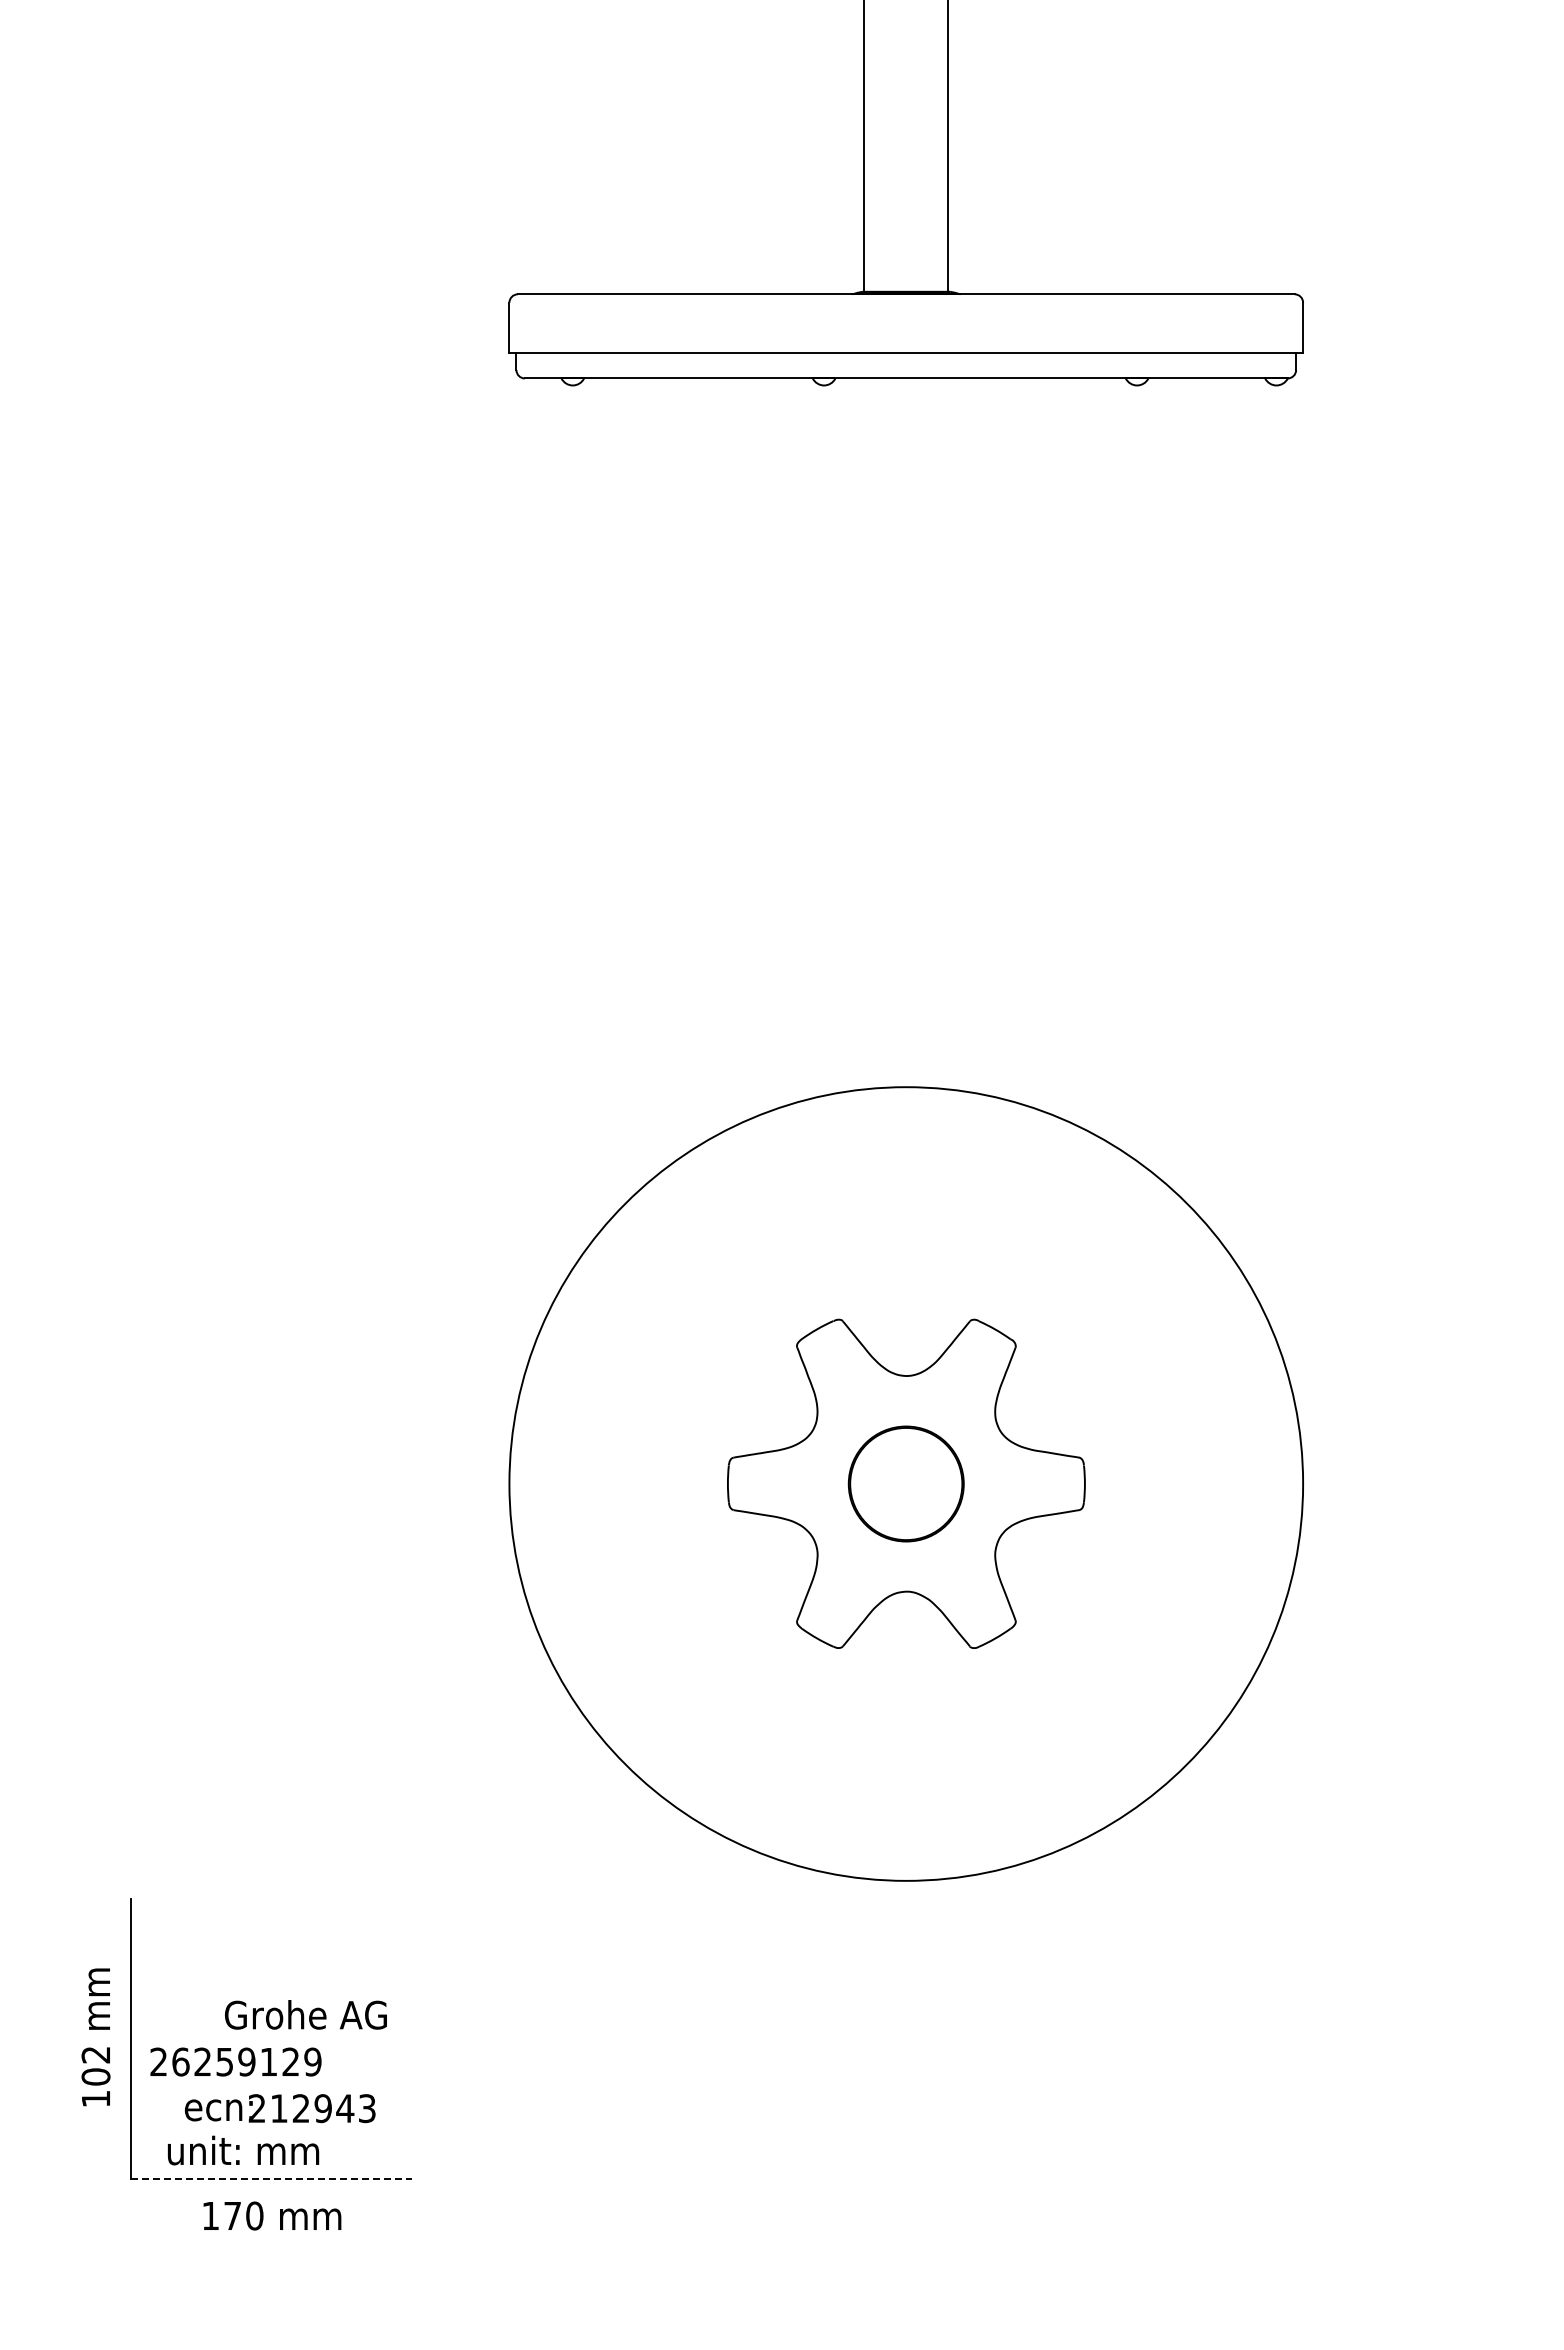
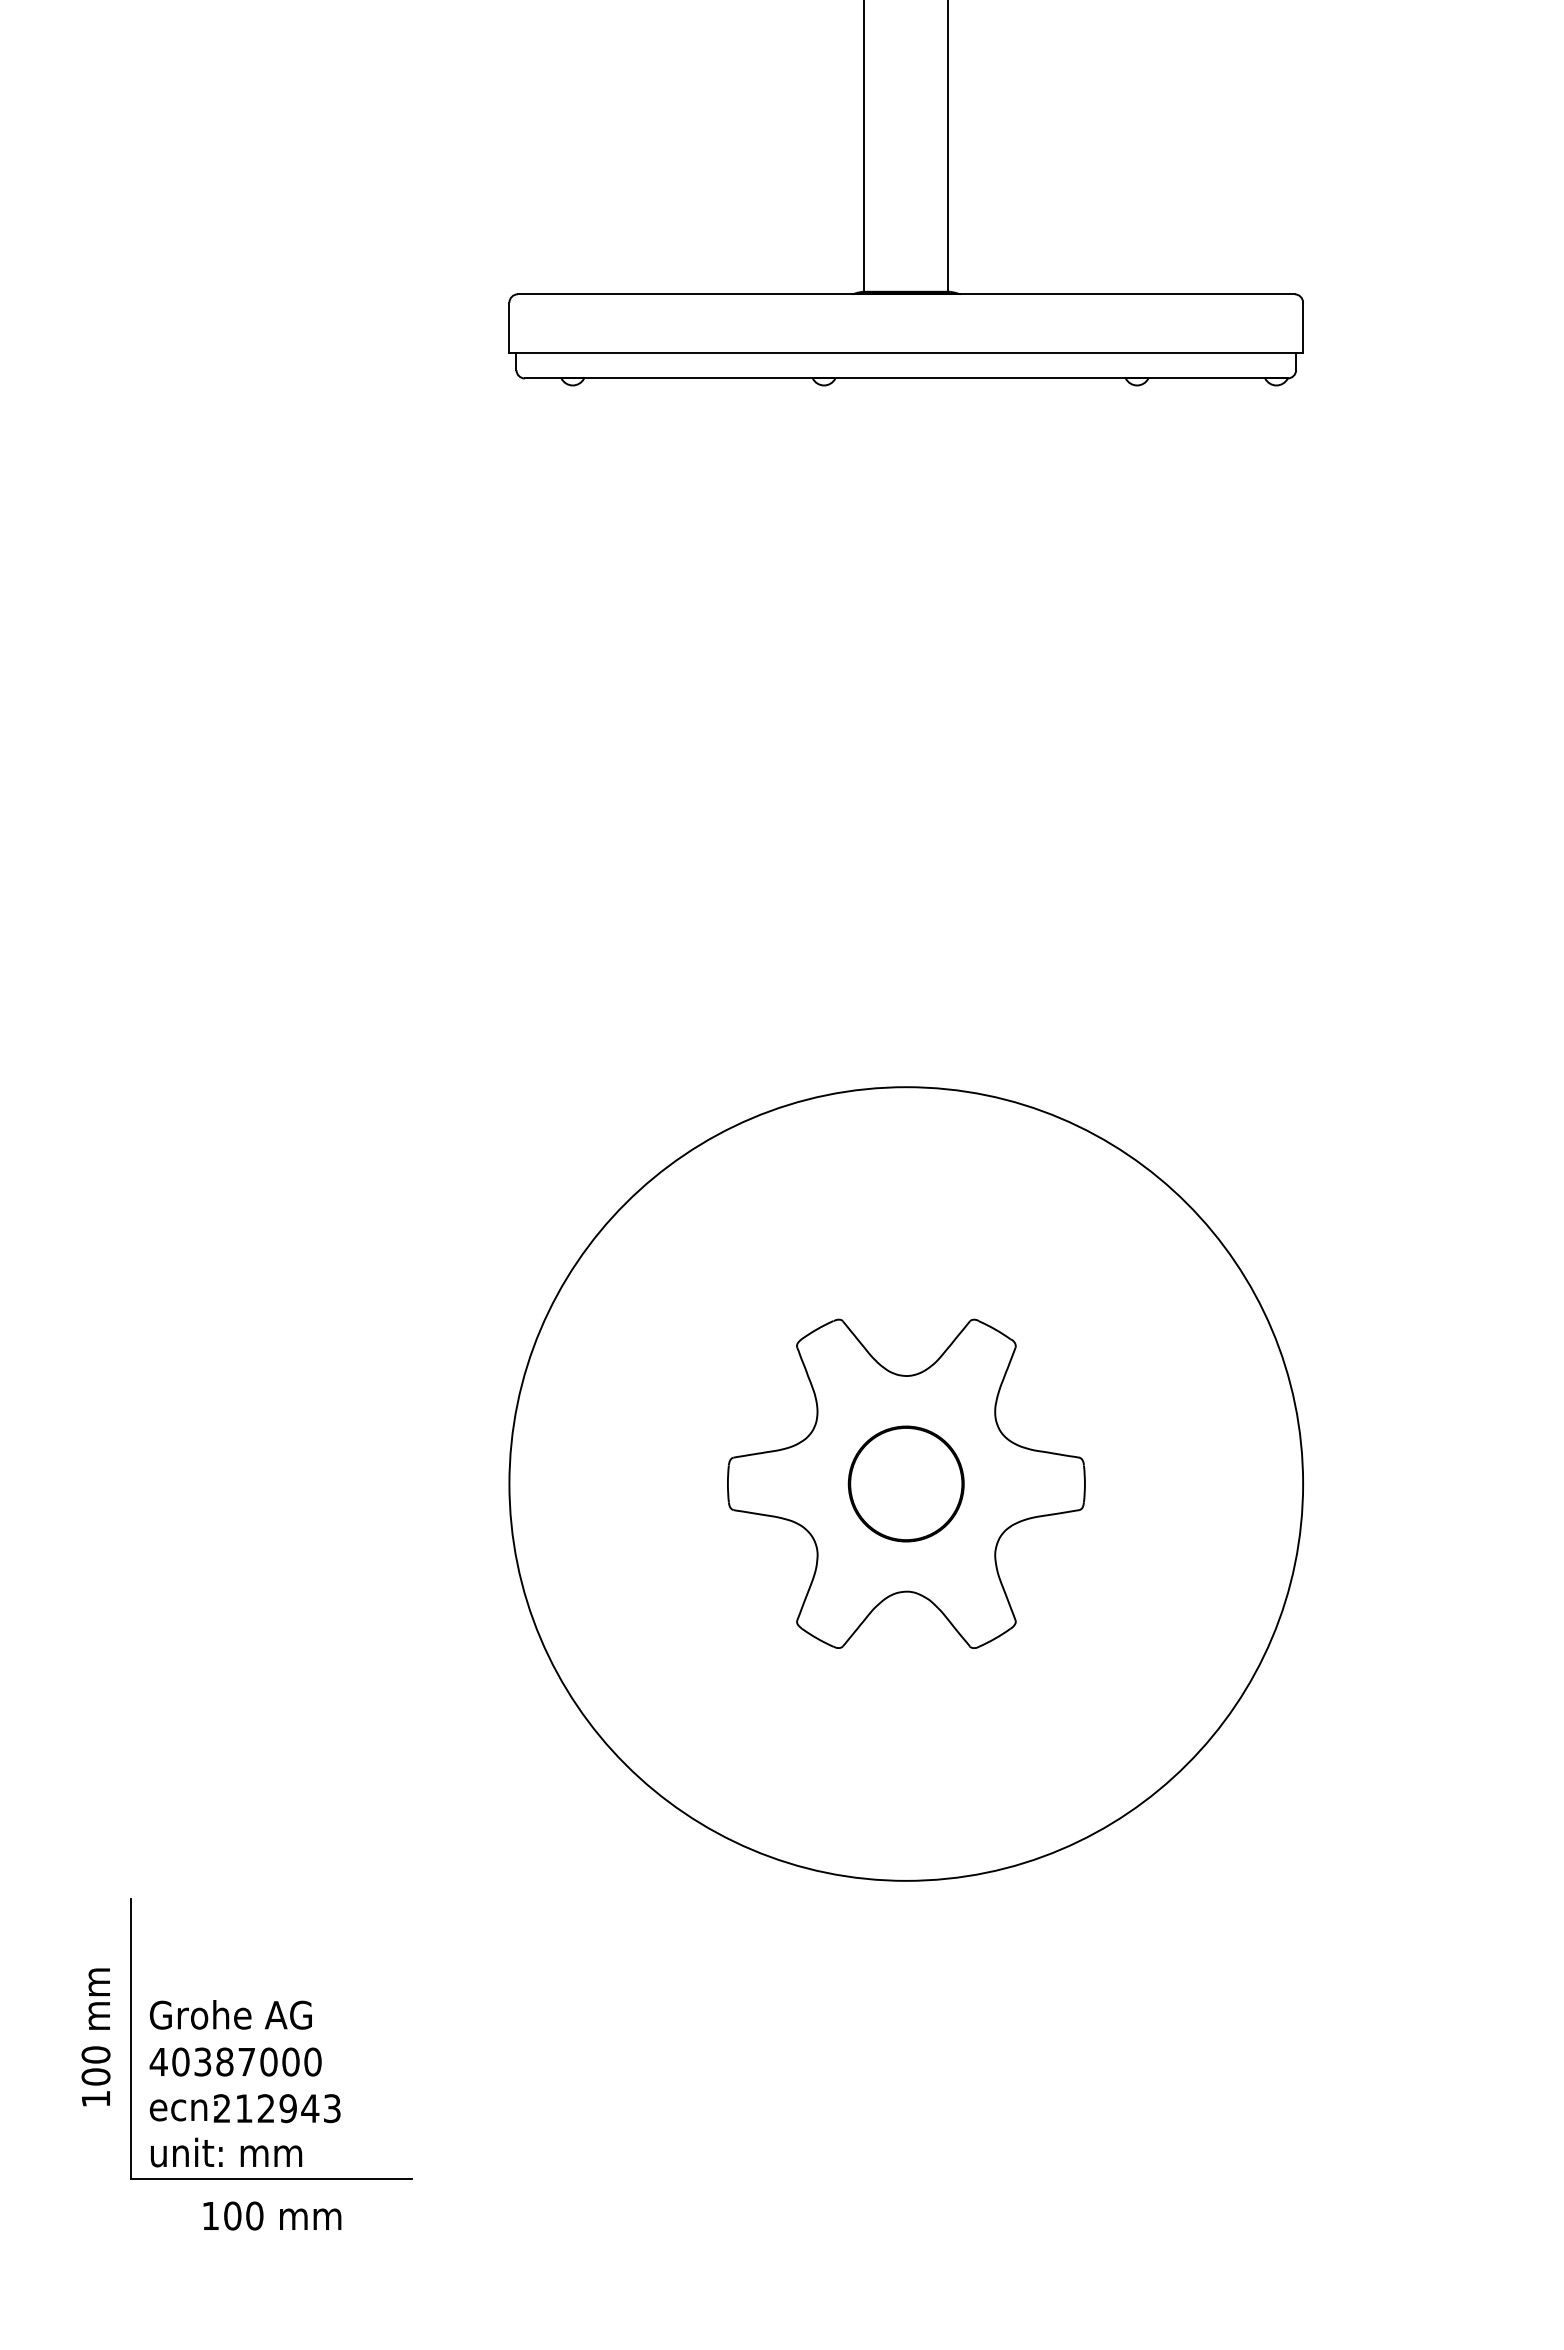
text position: (305, 2014) -> (230, 2014) (230, 2014)
text: 102 -> 100 (95, 2054)
text: 26259129 -> 40387000 (235, 2061)
text position: (279, 2108) -> (244, 2108) (244, 2108)
text position: (243, 2150) -> (226, 2152) (226, 2152)
line: dashed -> solid (272, 2179)
text: 170 -> 100 (232, 2215)
